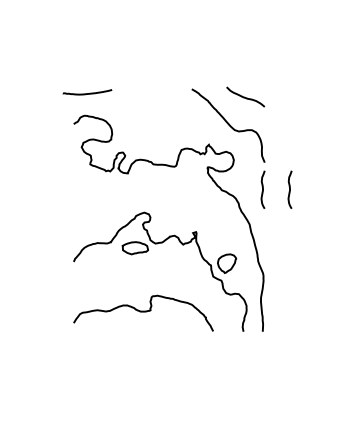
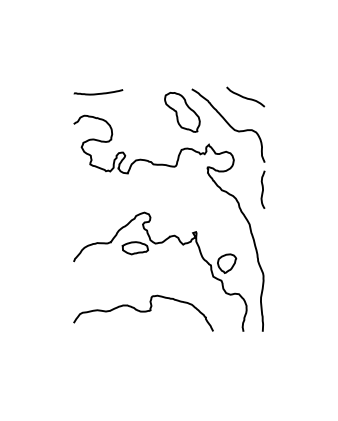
curve position: (87, 93) -> (98, 93) (98, 93)
part: none -> present (182, 112)
curve: present -> none (289, 189)
